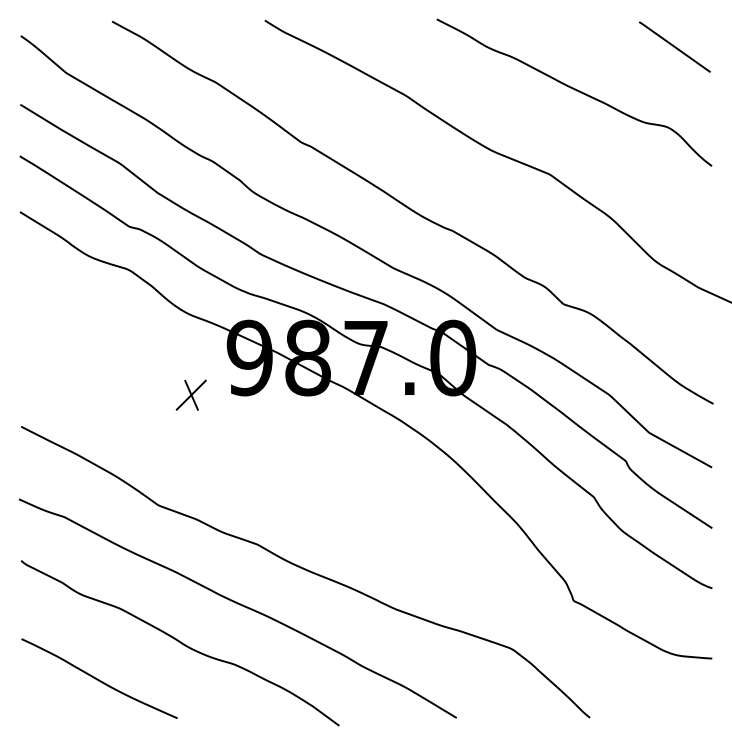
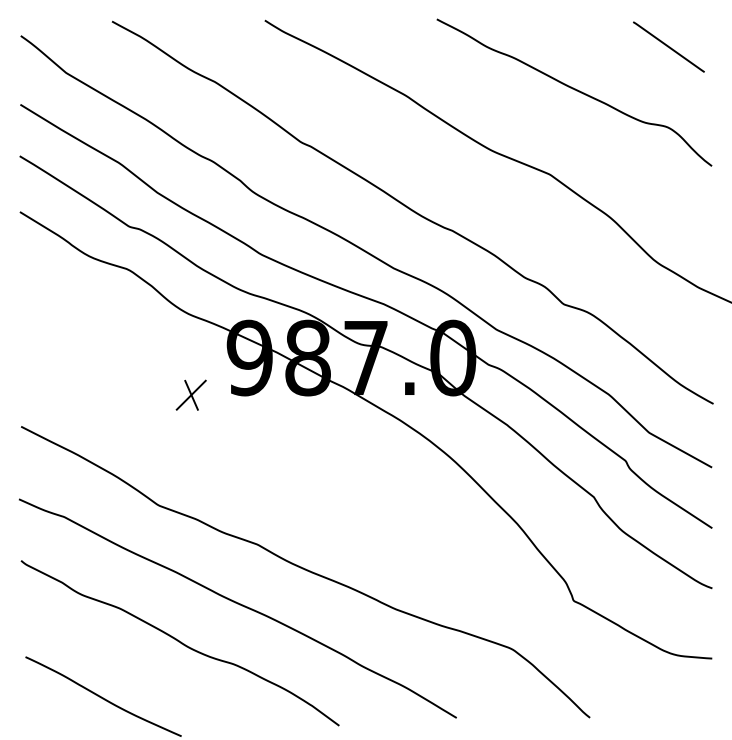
line position: (674, 46) -> (668, 46) (668, 46)
curve position: (99, 679) -> (103, 697) (103, 697)
